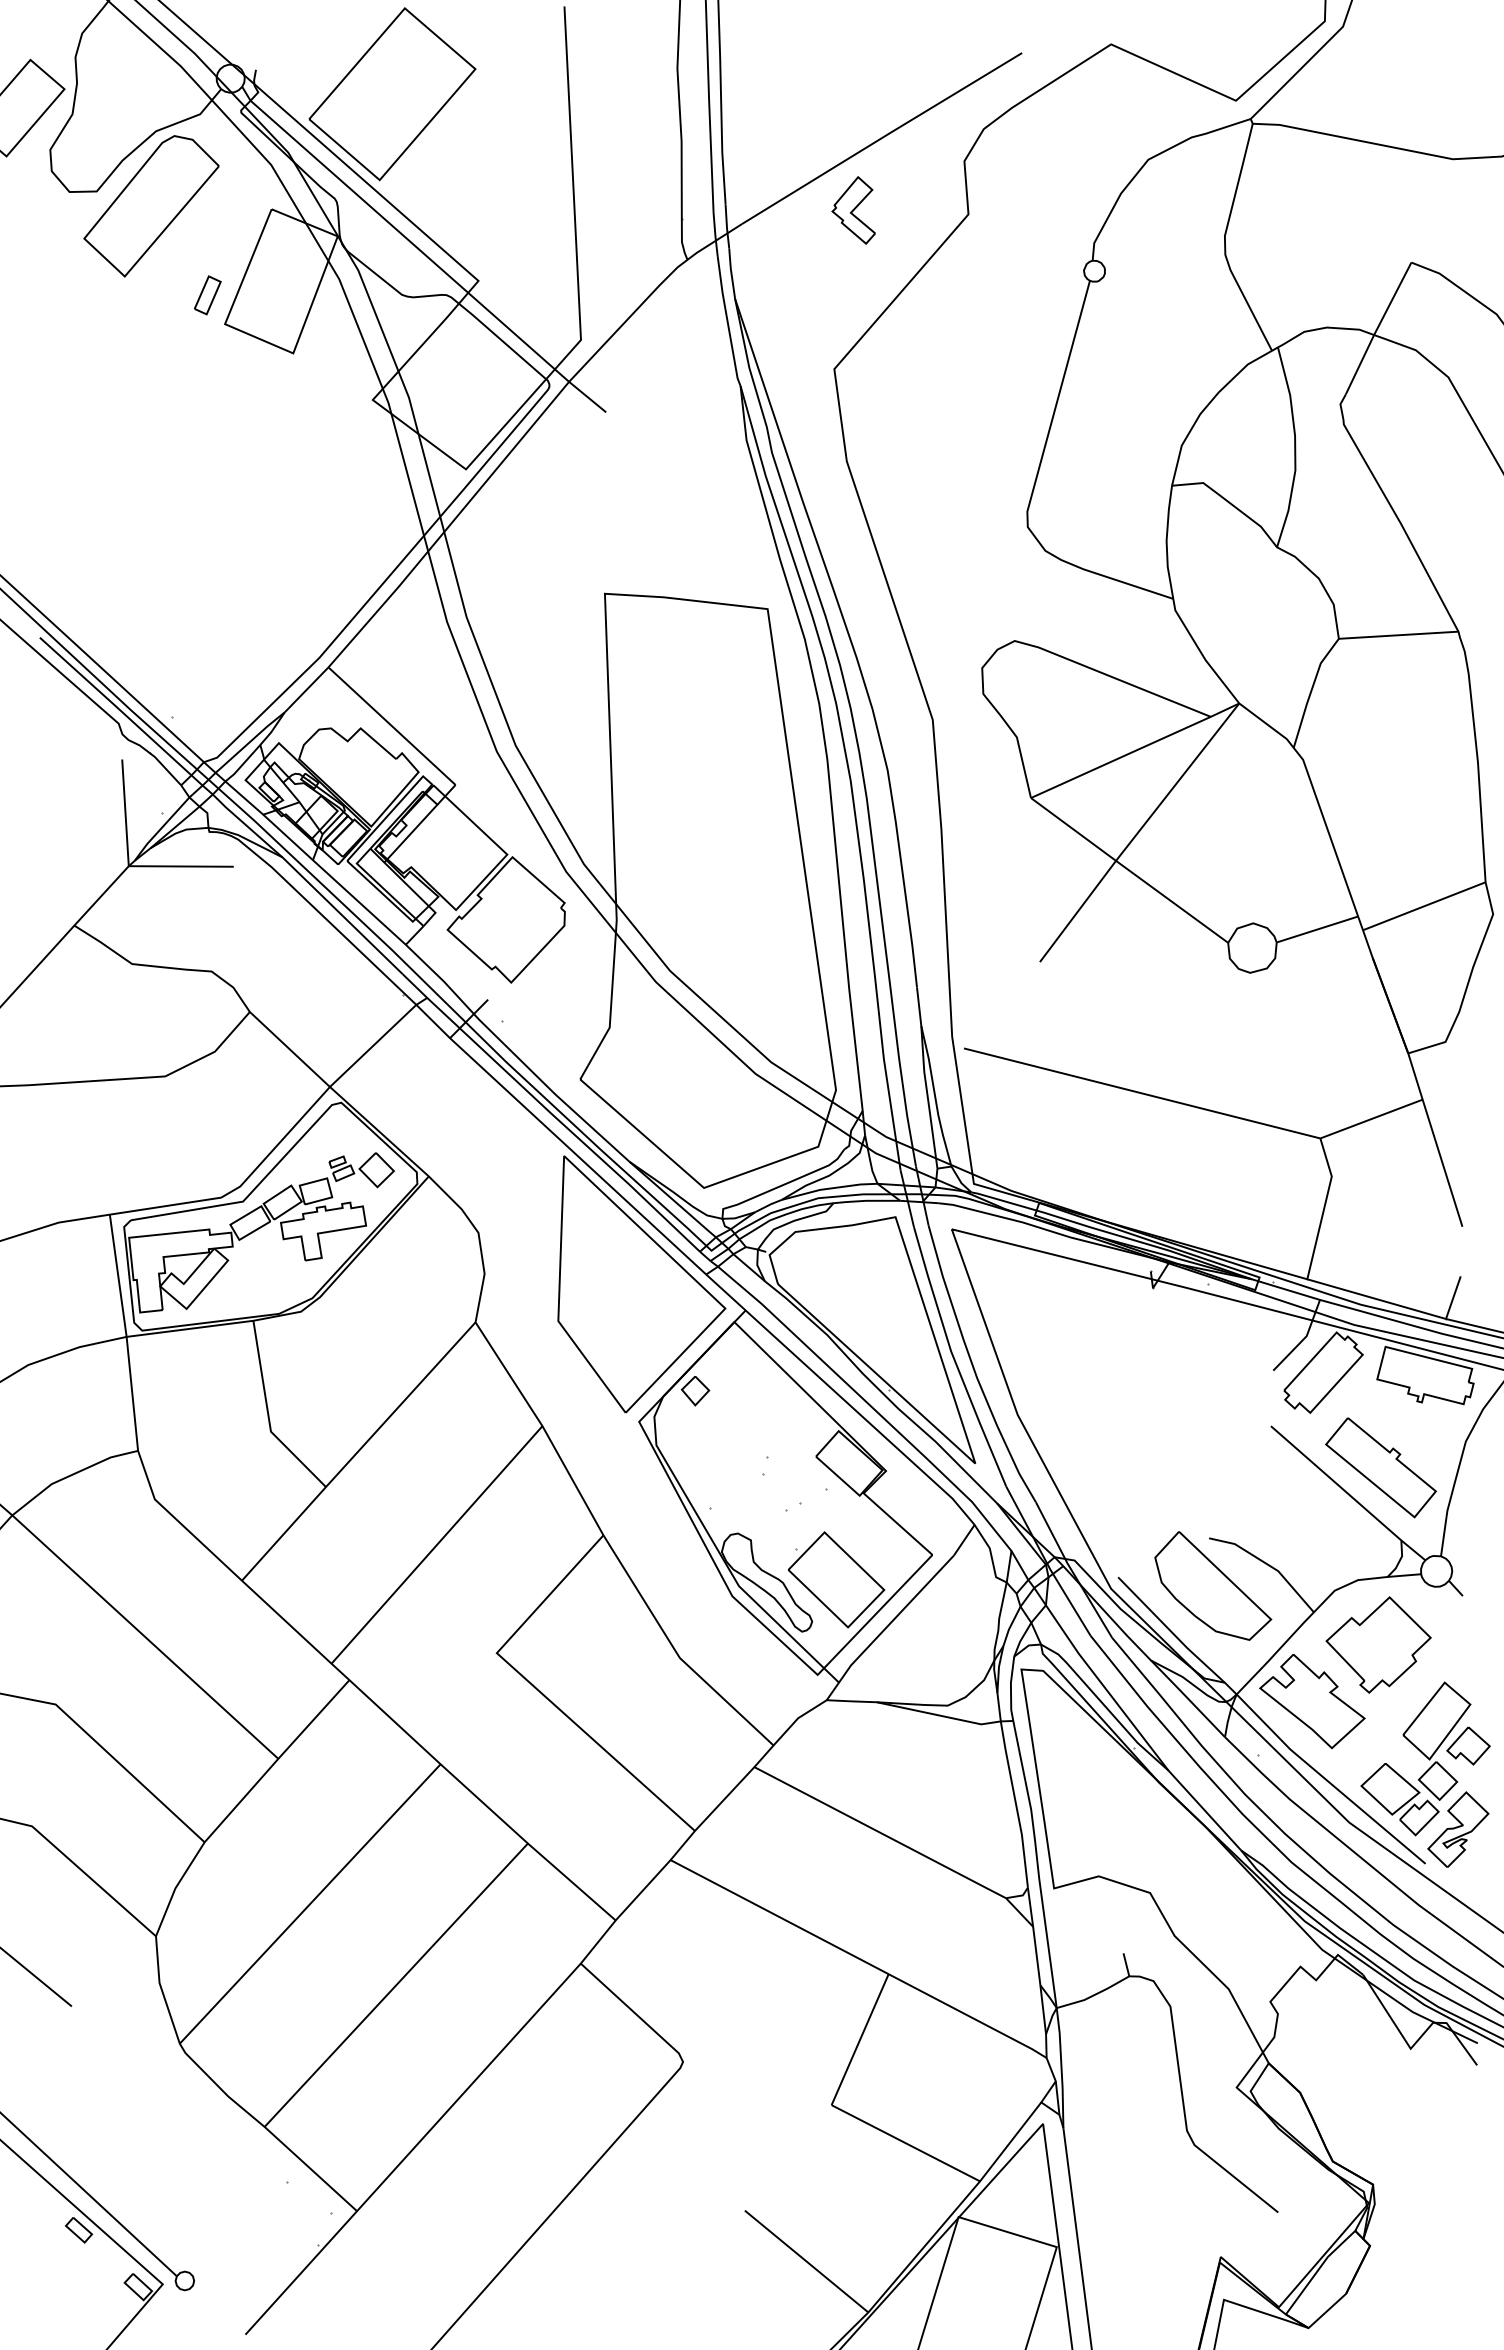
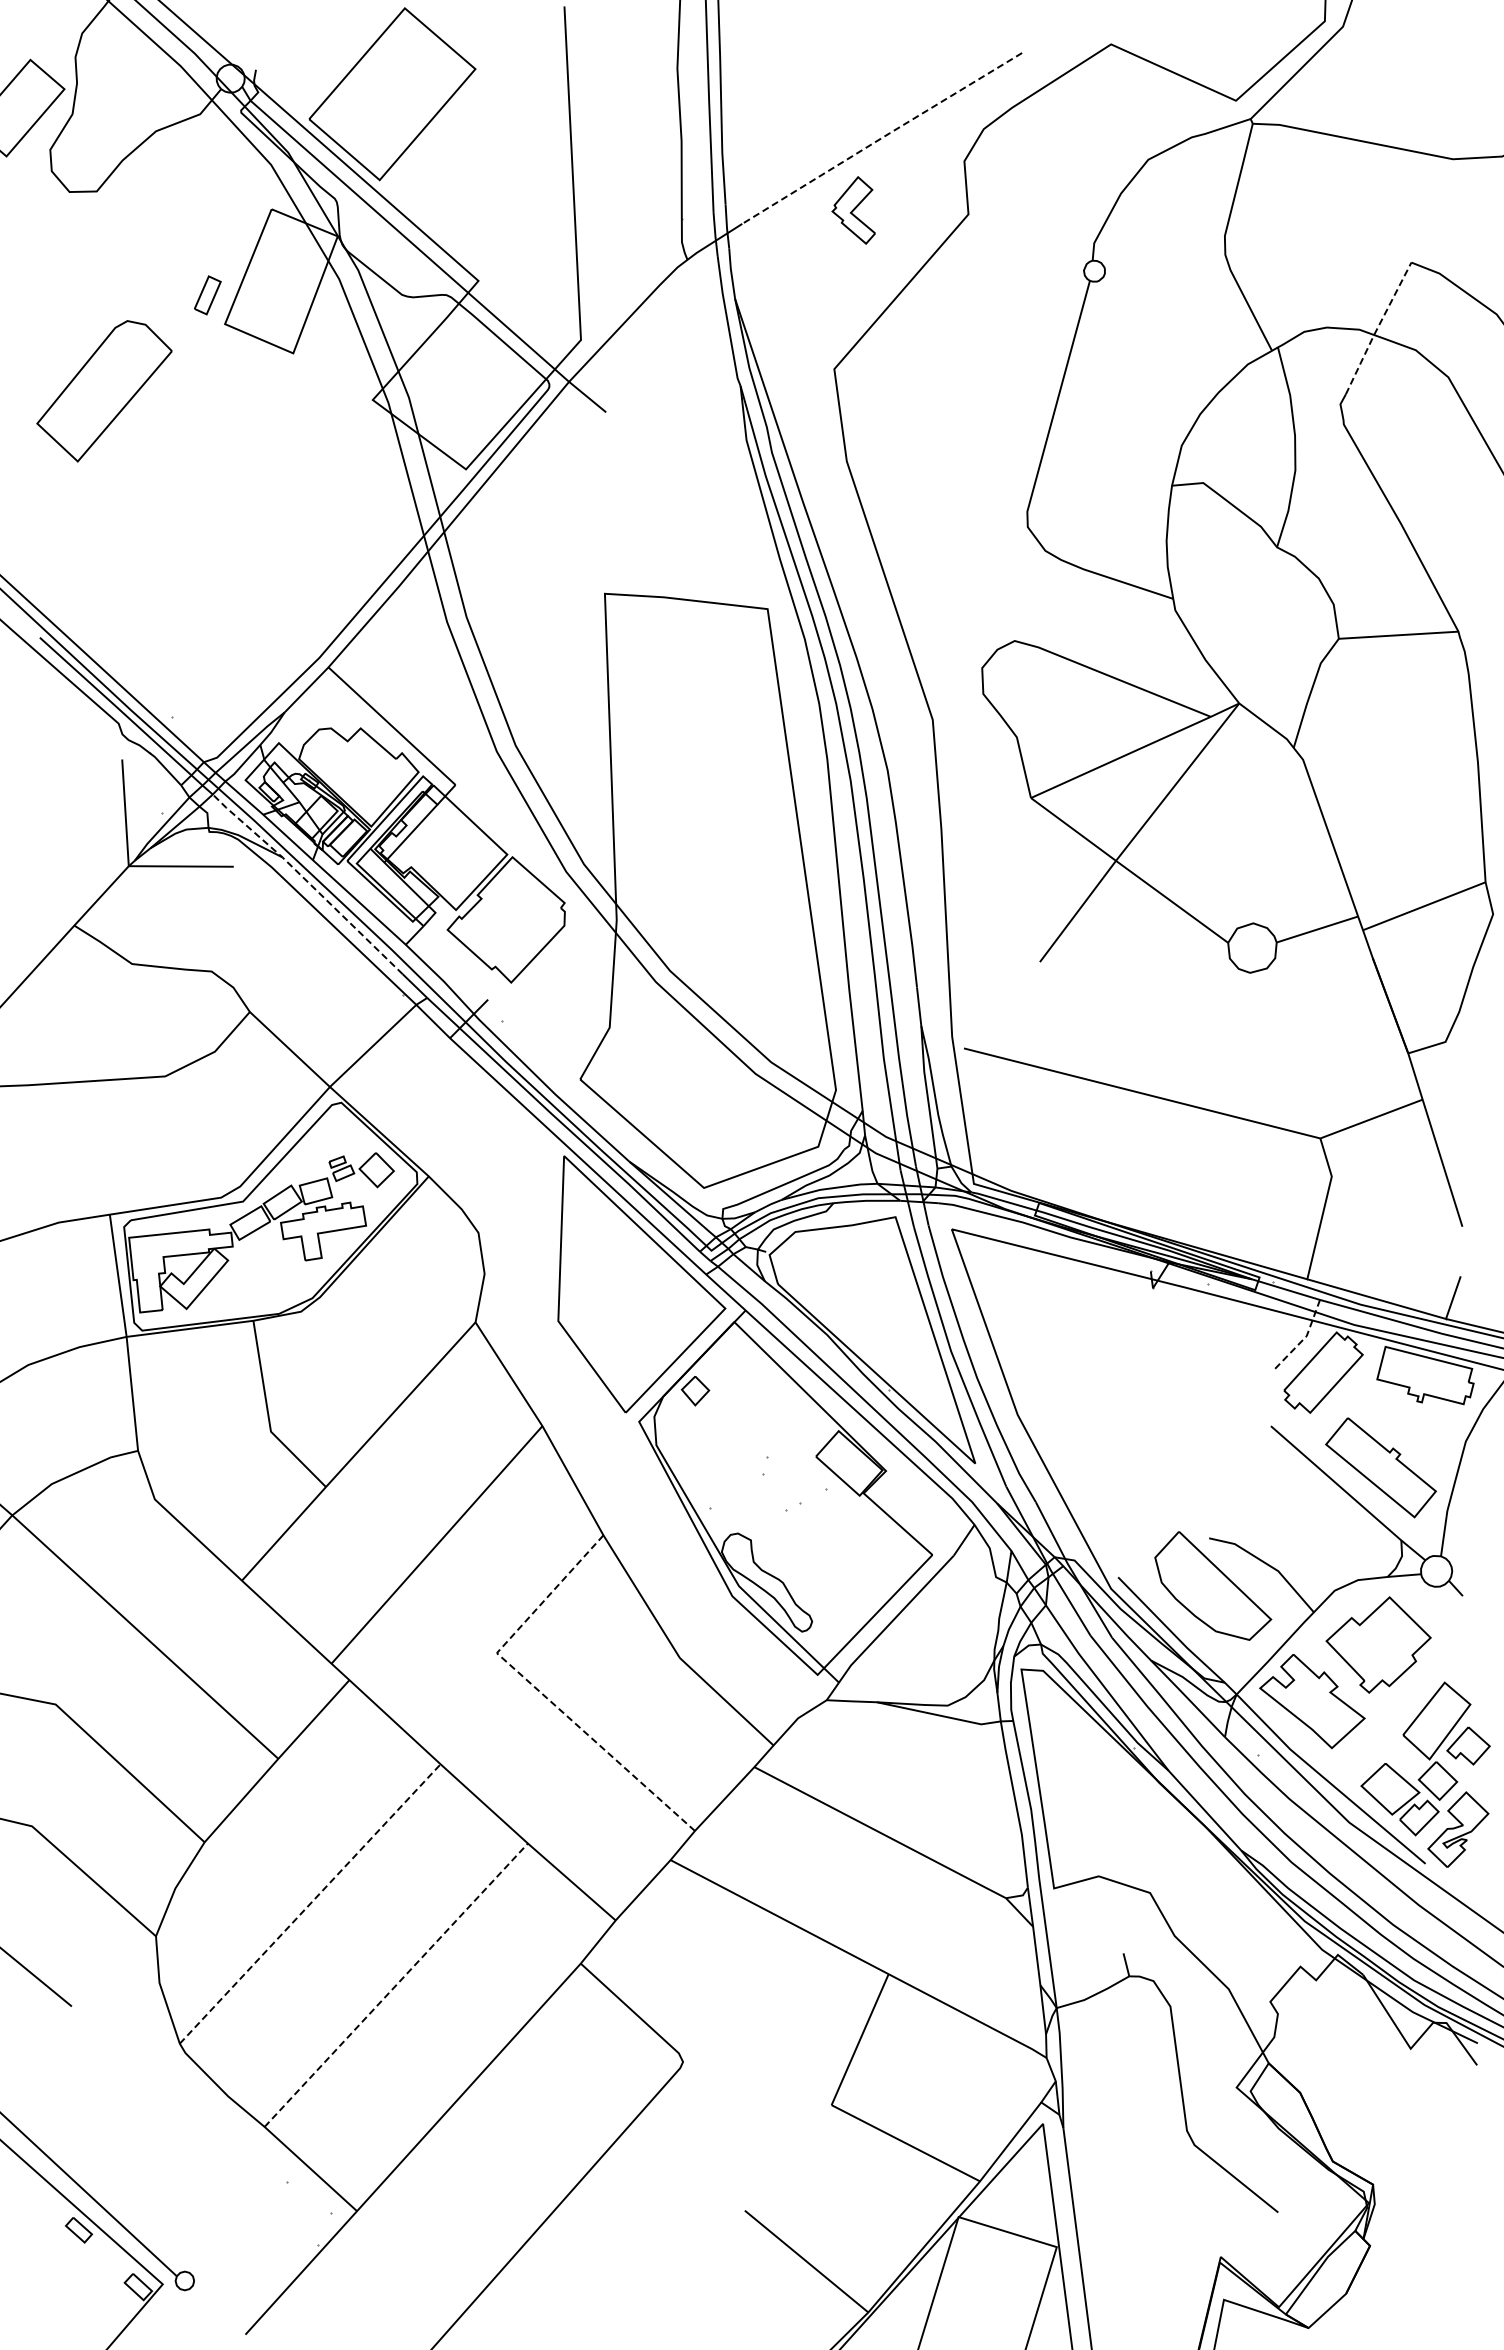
line: solid -> dashed (882, 137)
part position: (151, 206) -> (104, 391) (104, 391)
line: solid -> dashed (1377, 327)
line: solid -> dashed (307, 881)
line: solid -> dashed (1303, 1339)
part: present -> none (836, 1579)
line: solid -> dashed (536, 1688)
line: solid -> dashed (310, 1903)
line: solid -> dashed (396, 1984)
